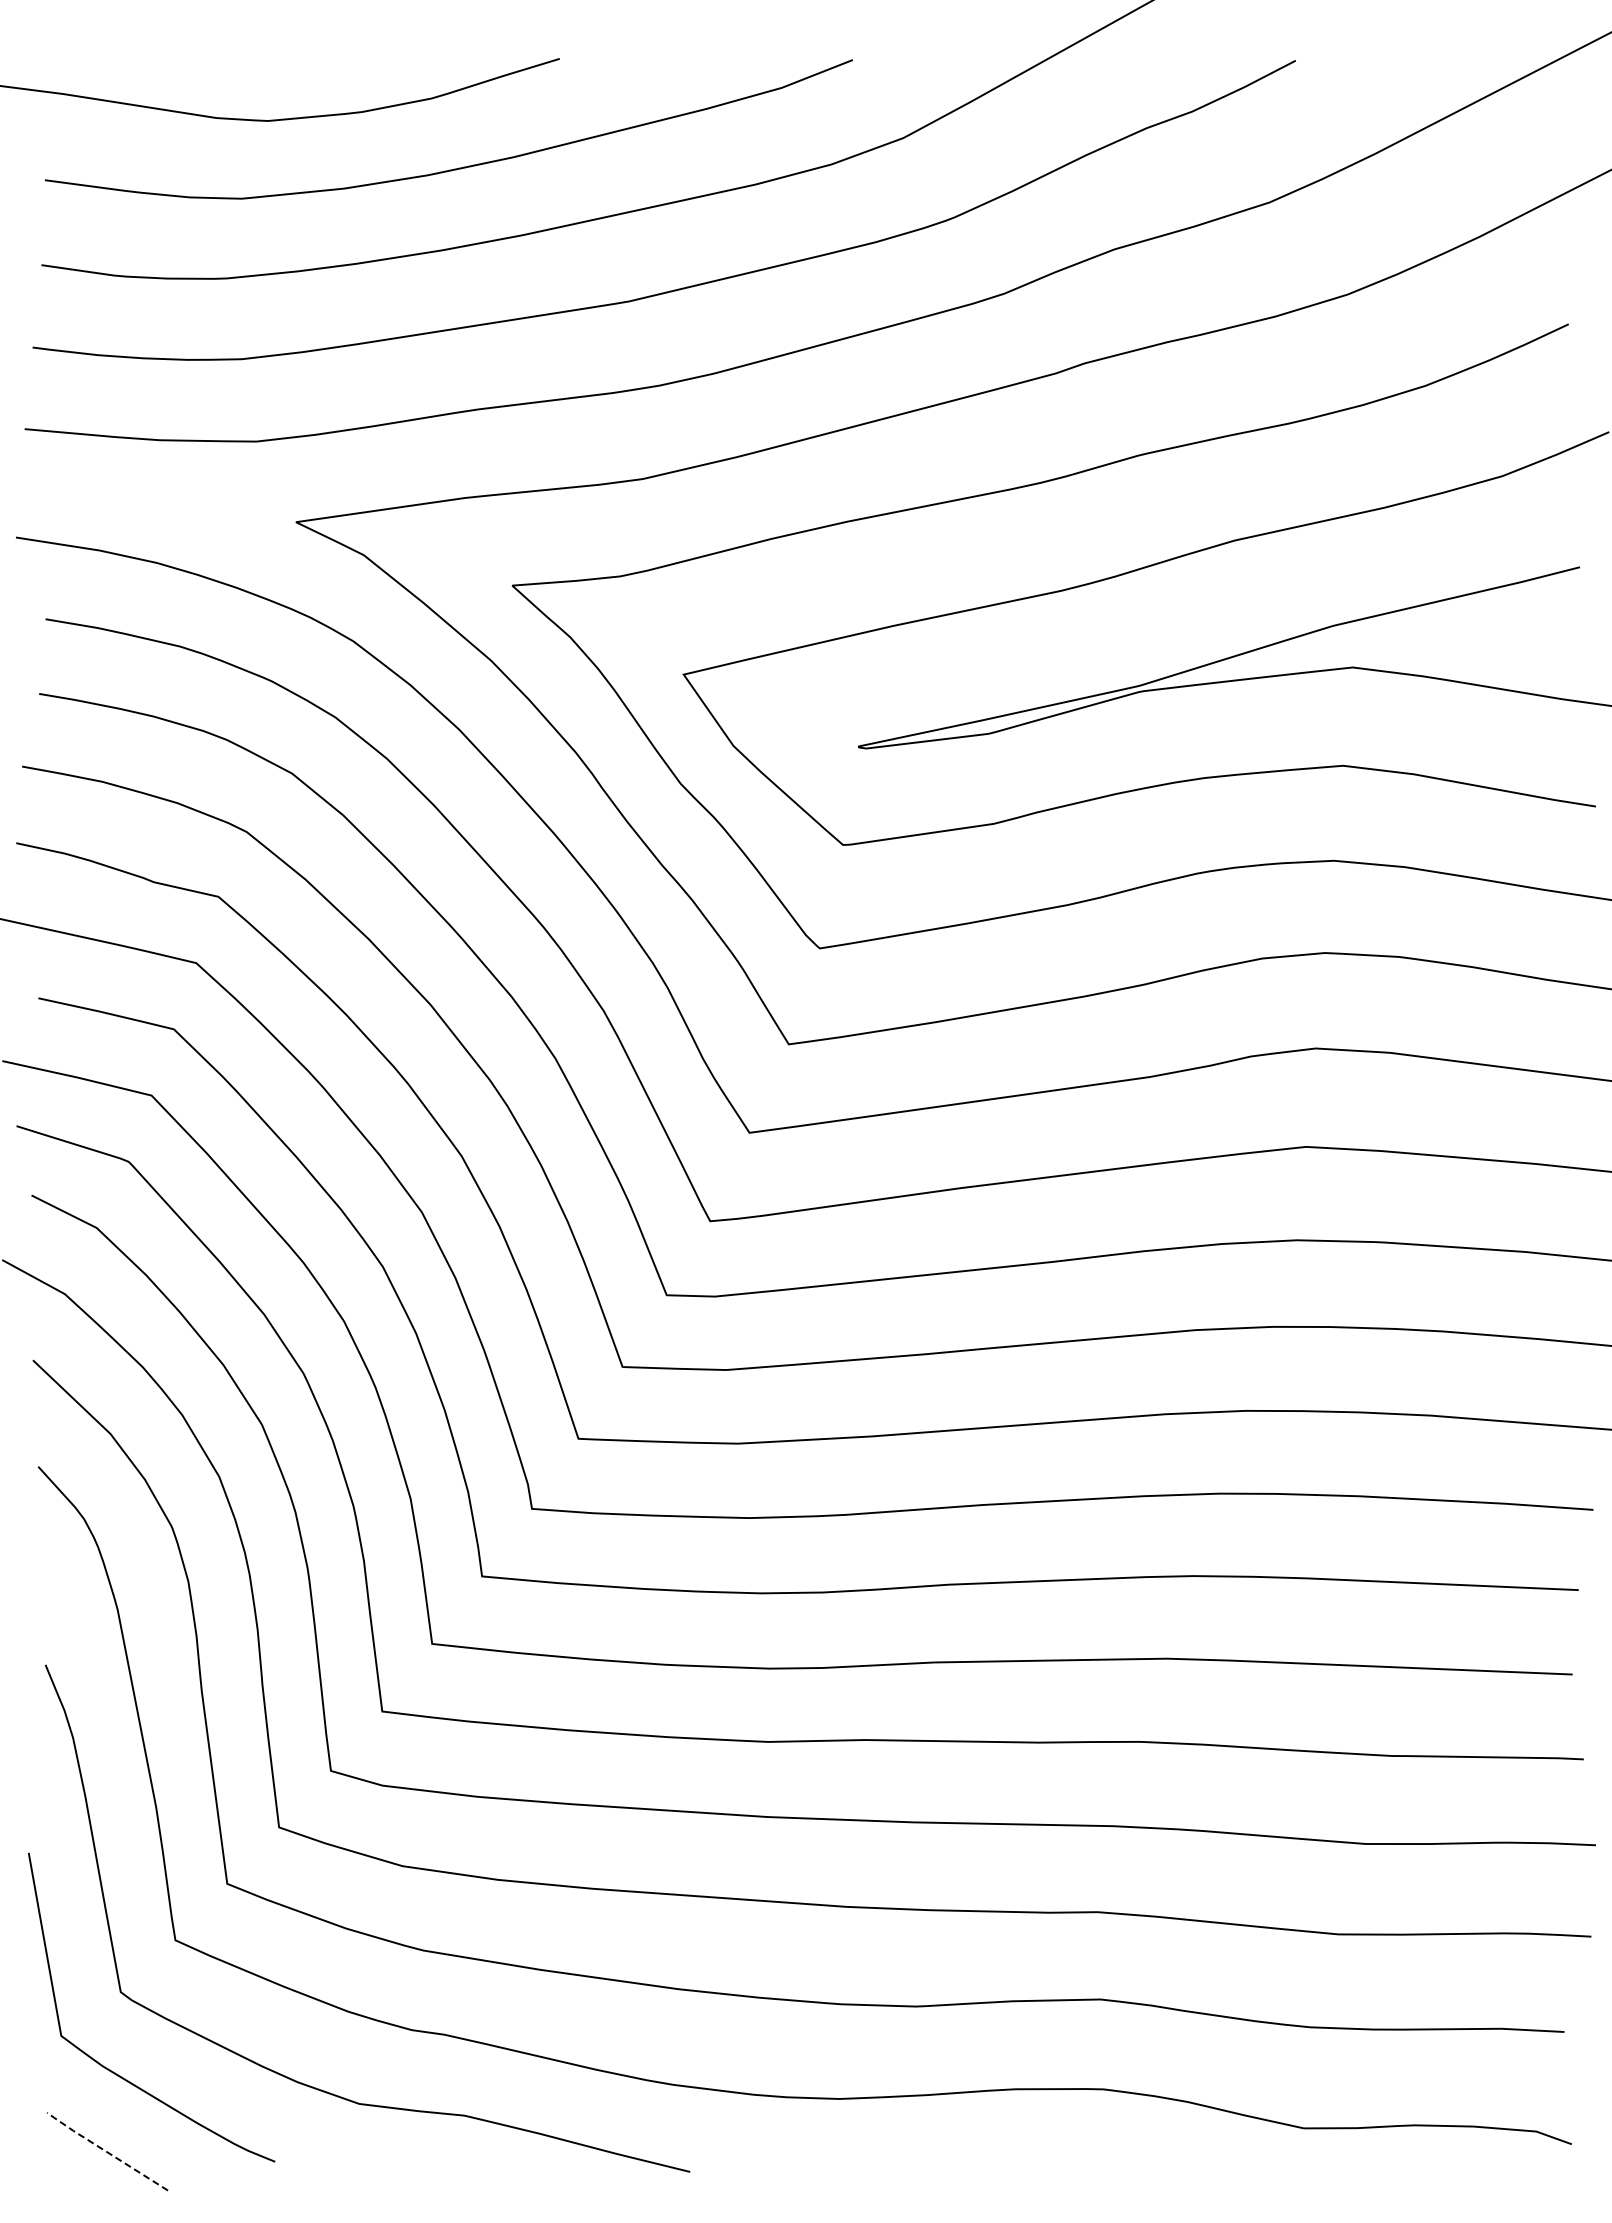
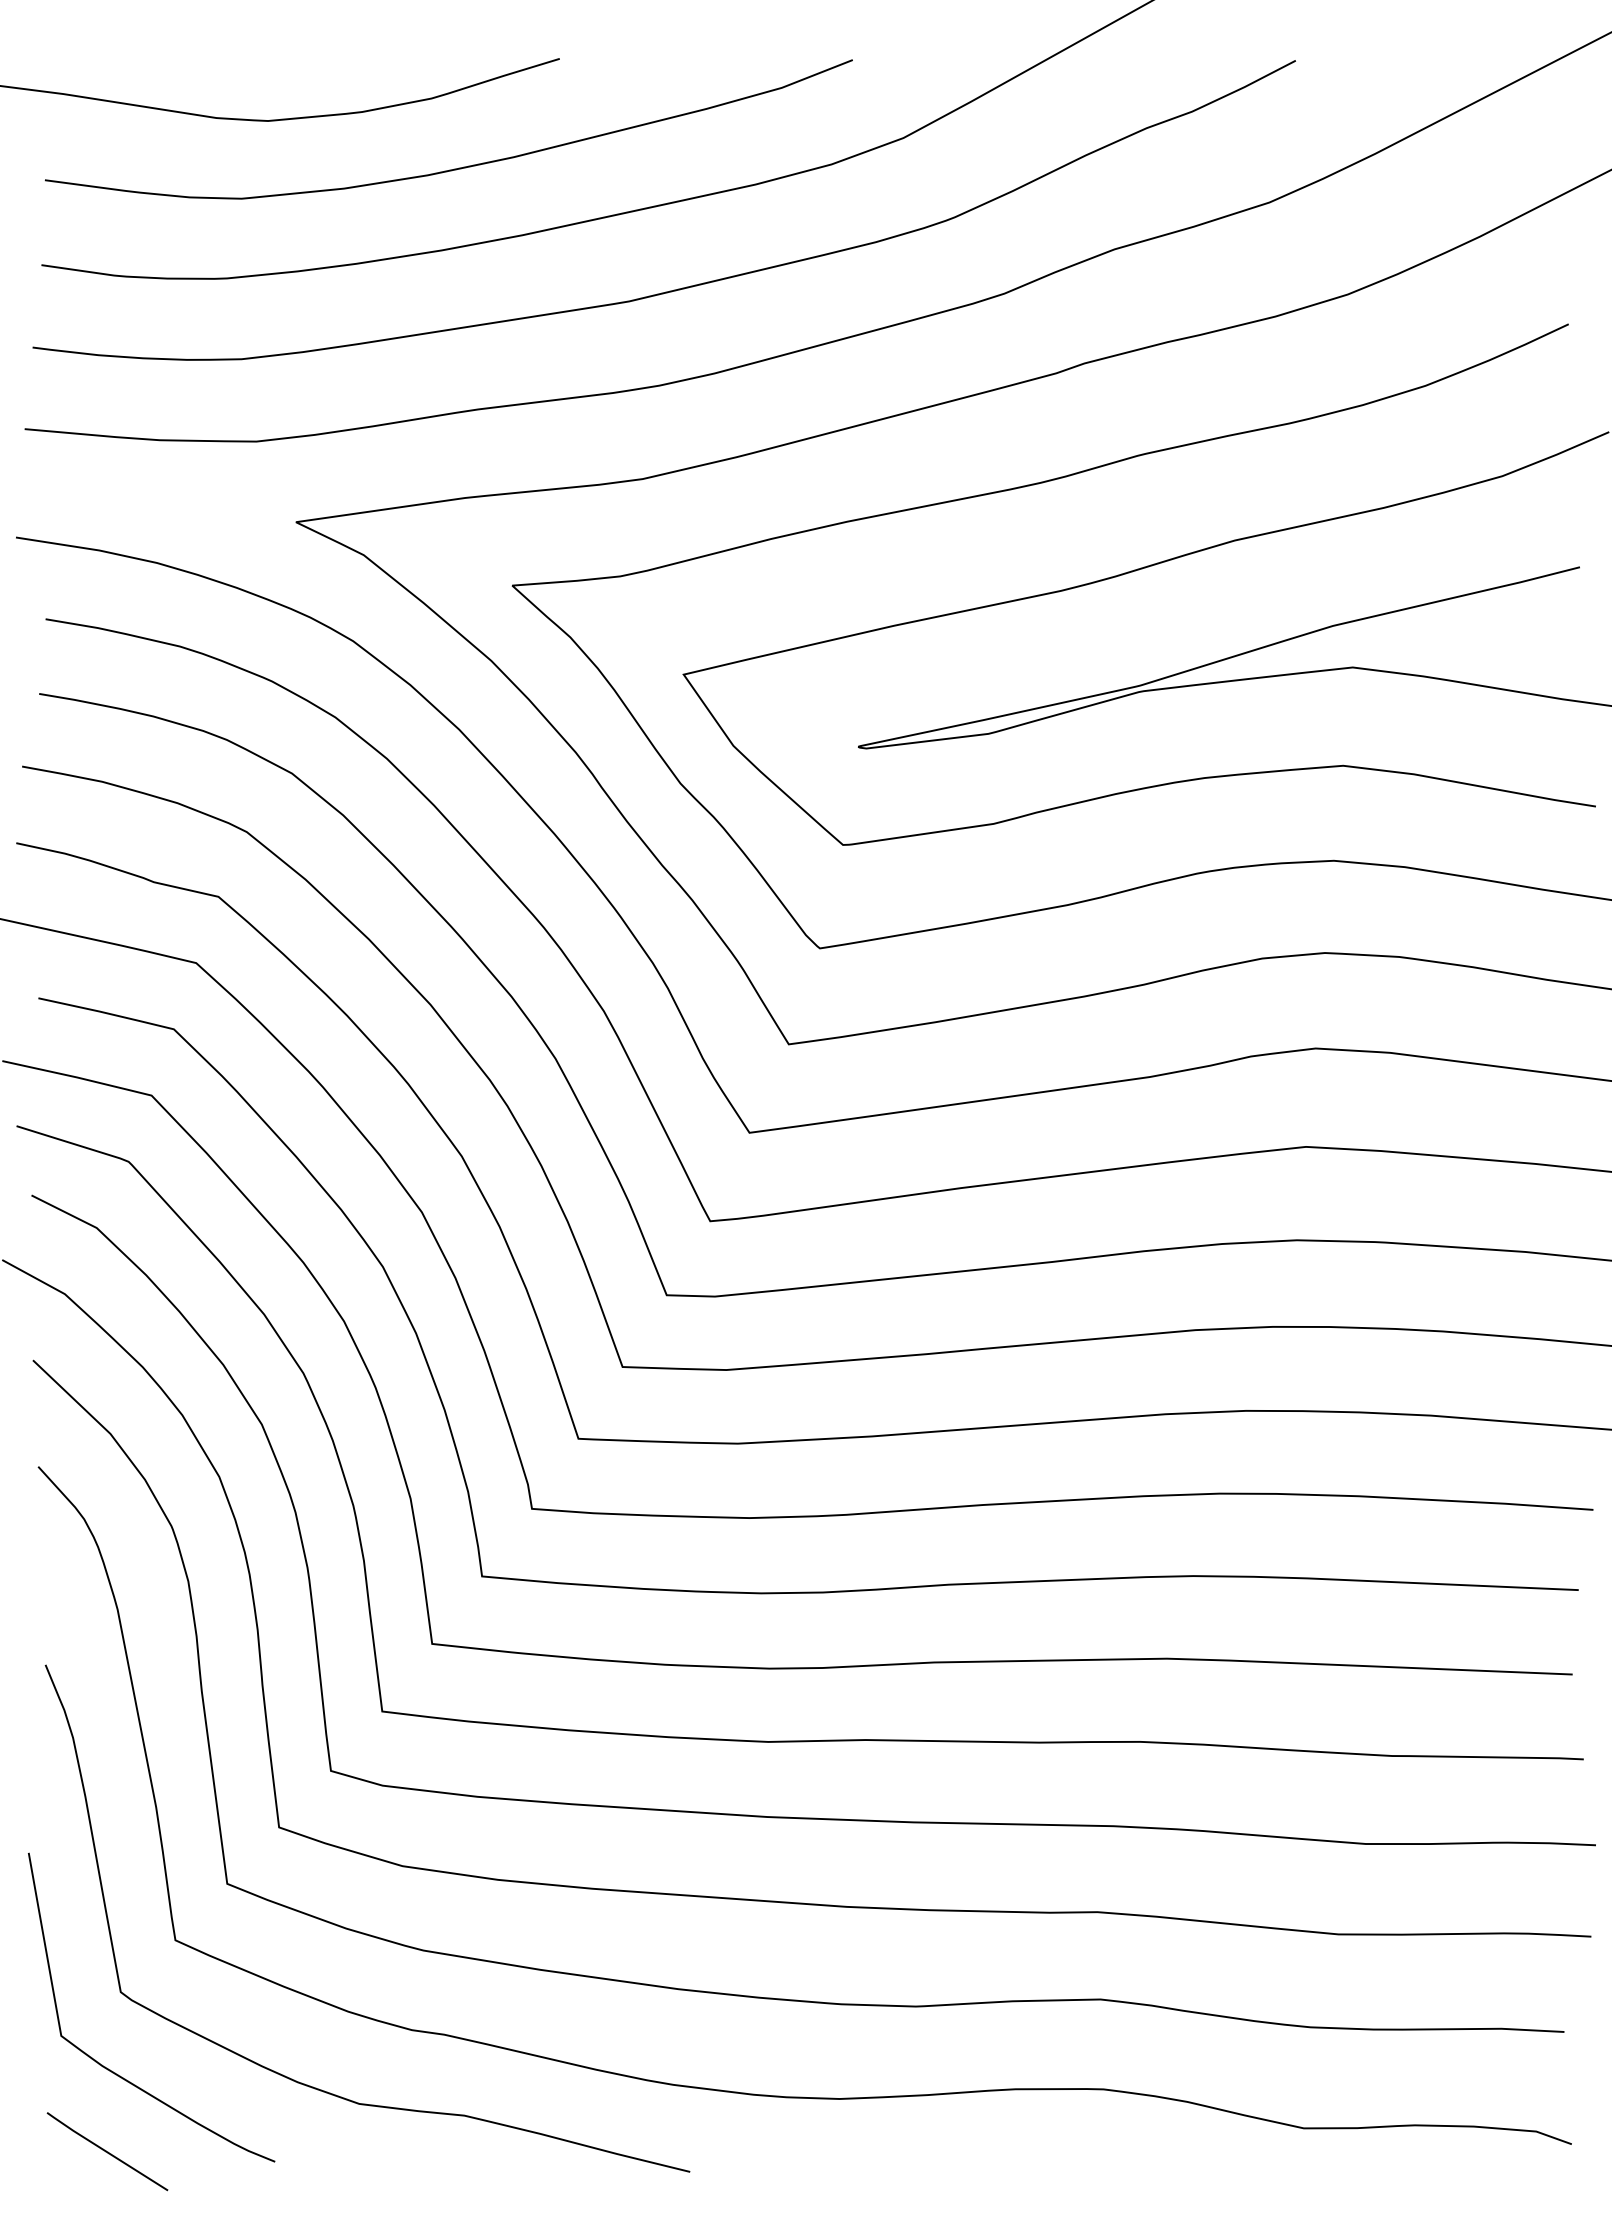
line: dashed -> solid (105, 2151)
